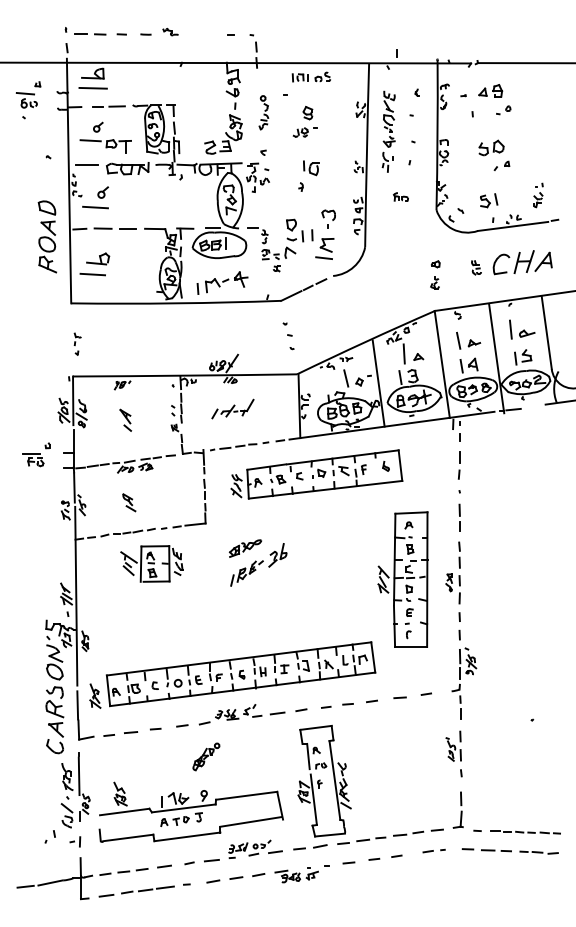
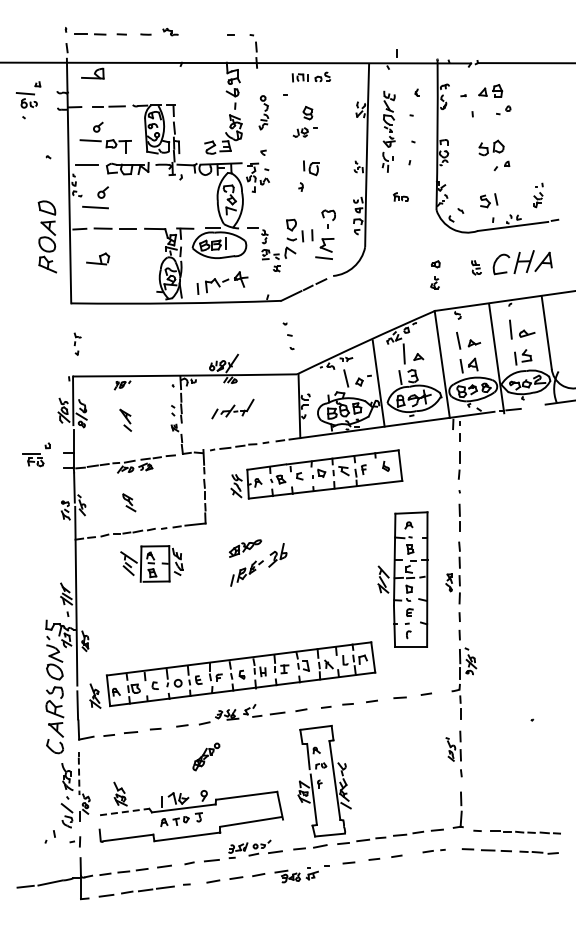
line: present -> none (92, 87)
line: present -> none (92, 274)
line: solid -> dashed (79, 776)
line: solid -> dashed (124, 812)
